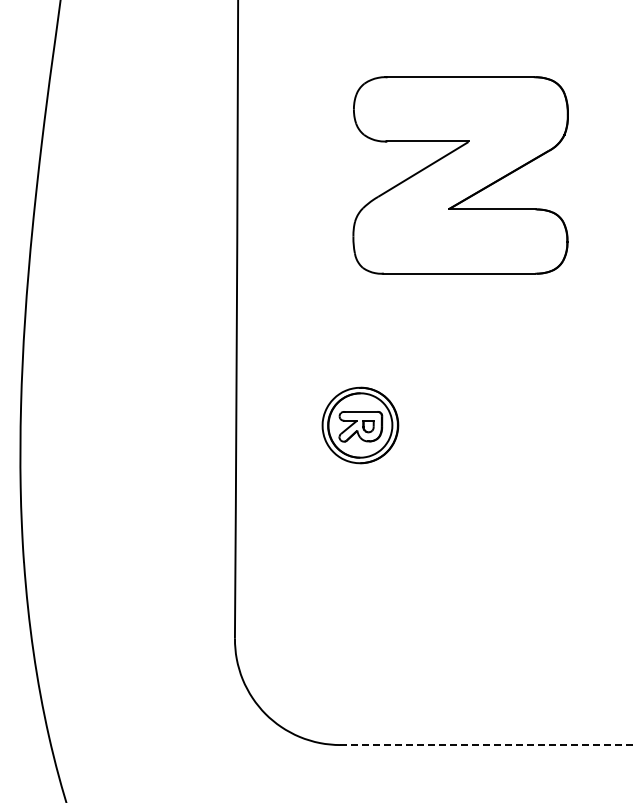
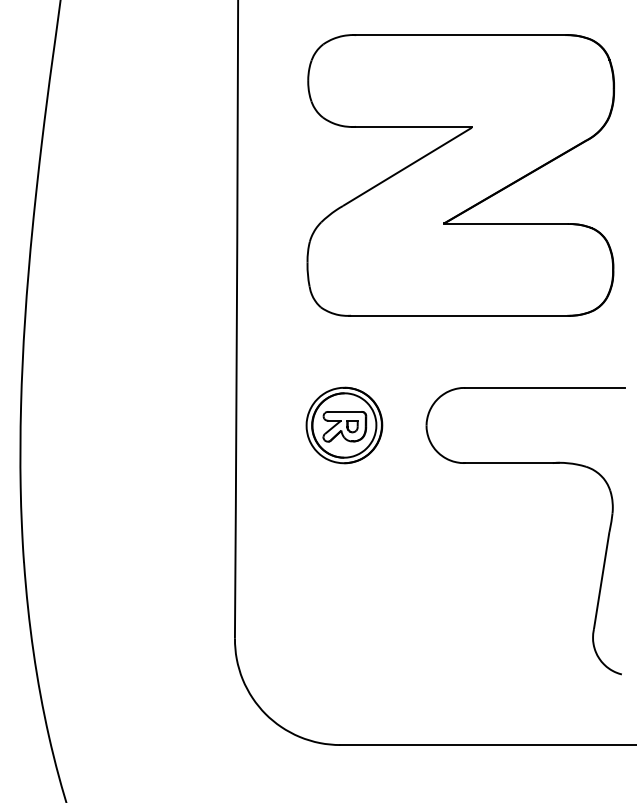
part size: 217x199 px -> 309x283 px (460, 175)
part position: (360, 425) -> (344, 425) (344, 425)
part: none -> present (525, 463)
line: dashed -> solid (489, 745)
